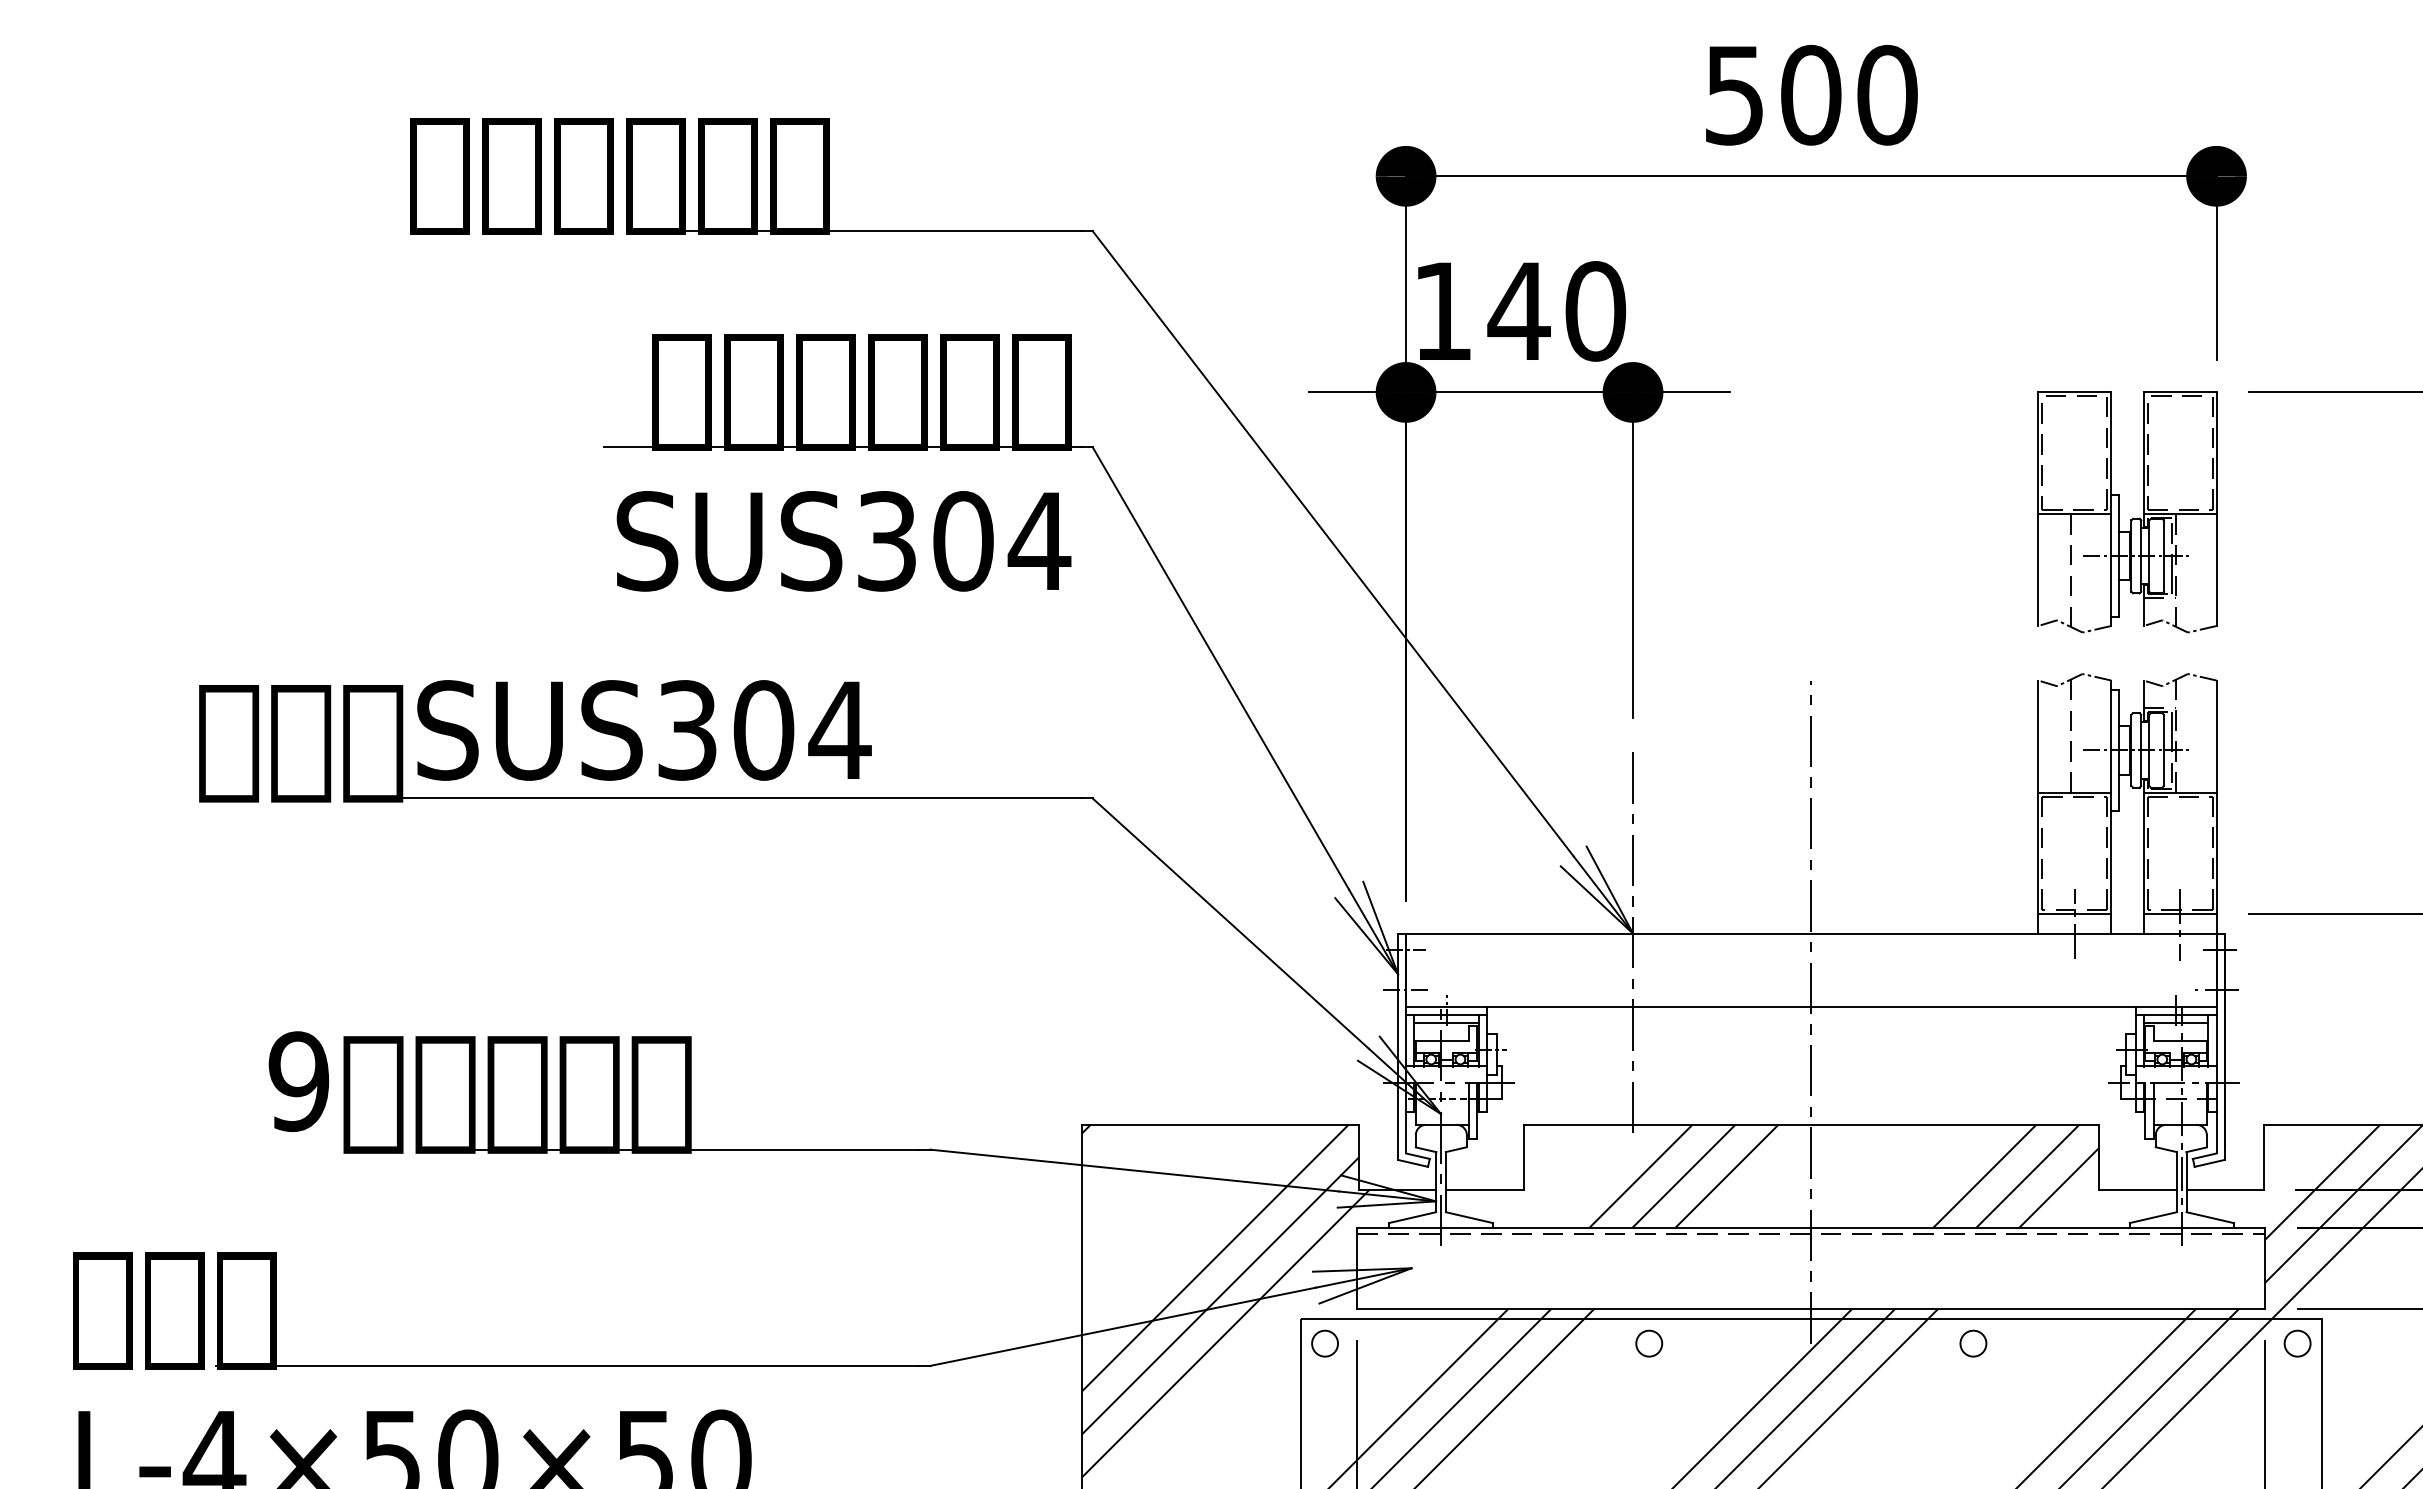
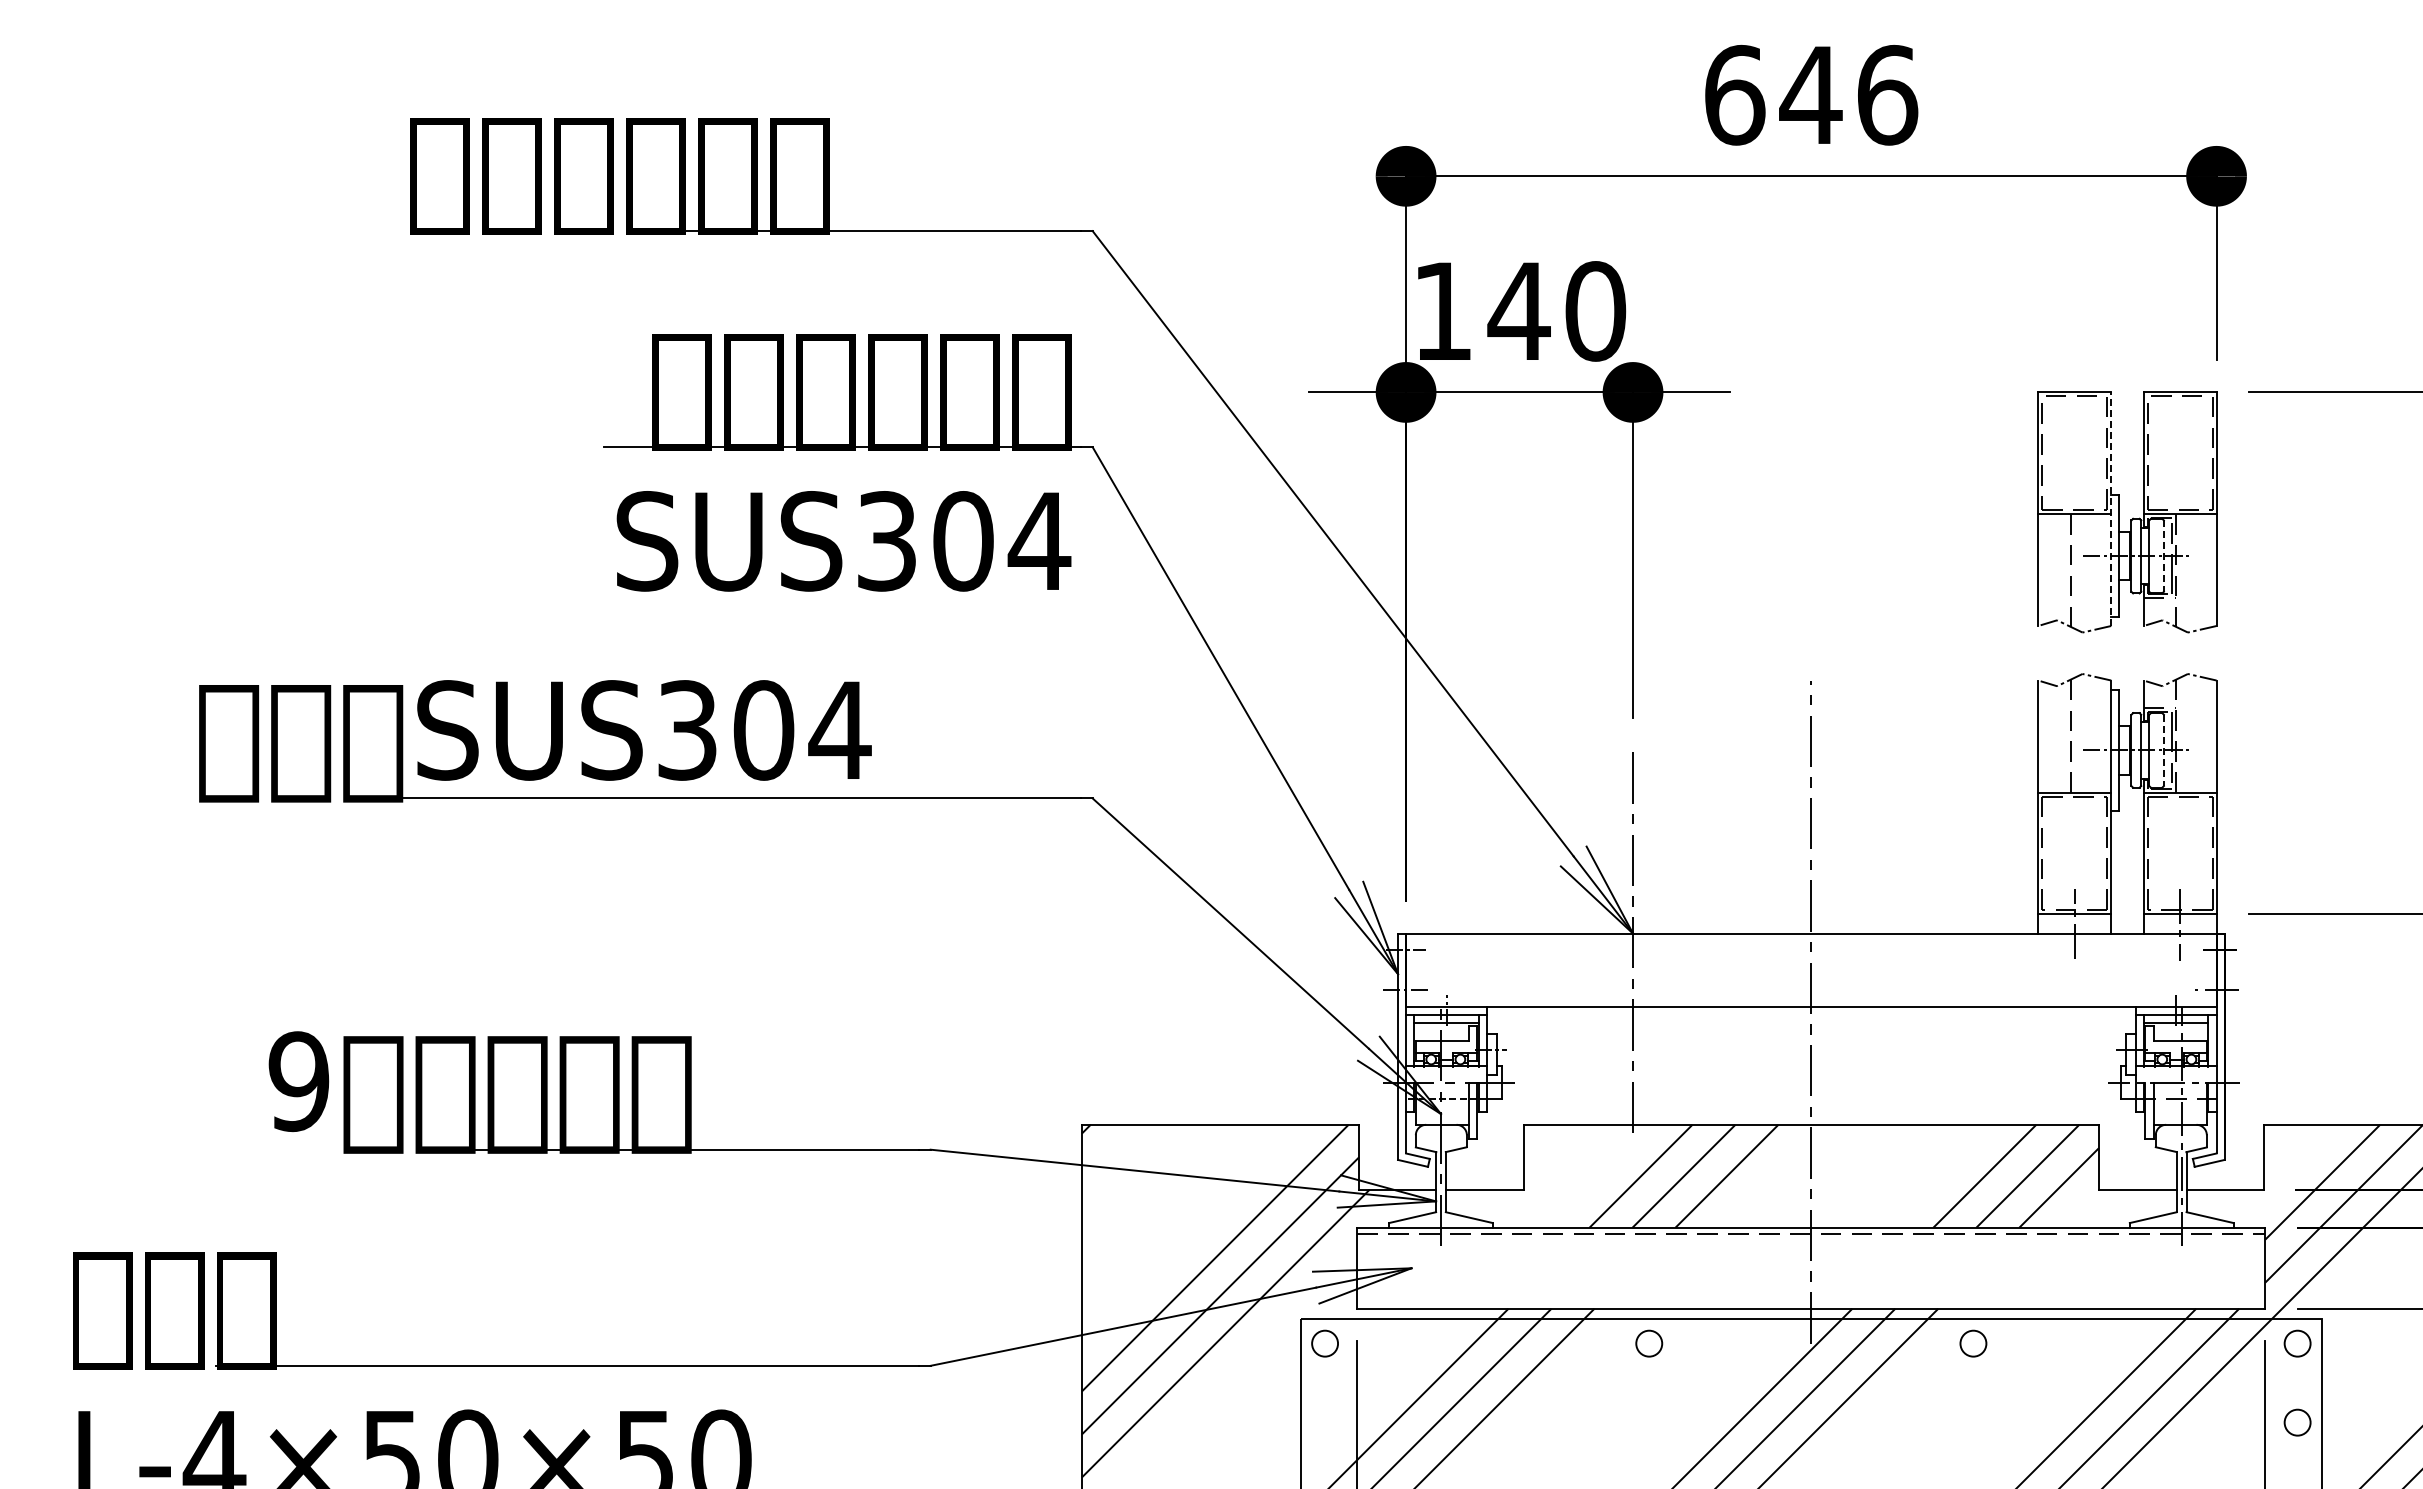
text: 500 -> 646 (1811, 94)
line: solid -> dashed (2111, 509)
line: solid -> dashed (2163, 556)
line: solid -> dashed (2163, 750)
circle: none -> present (2297, 1422)
